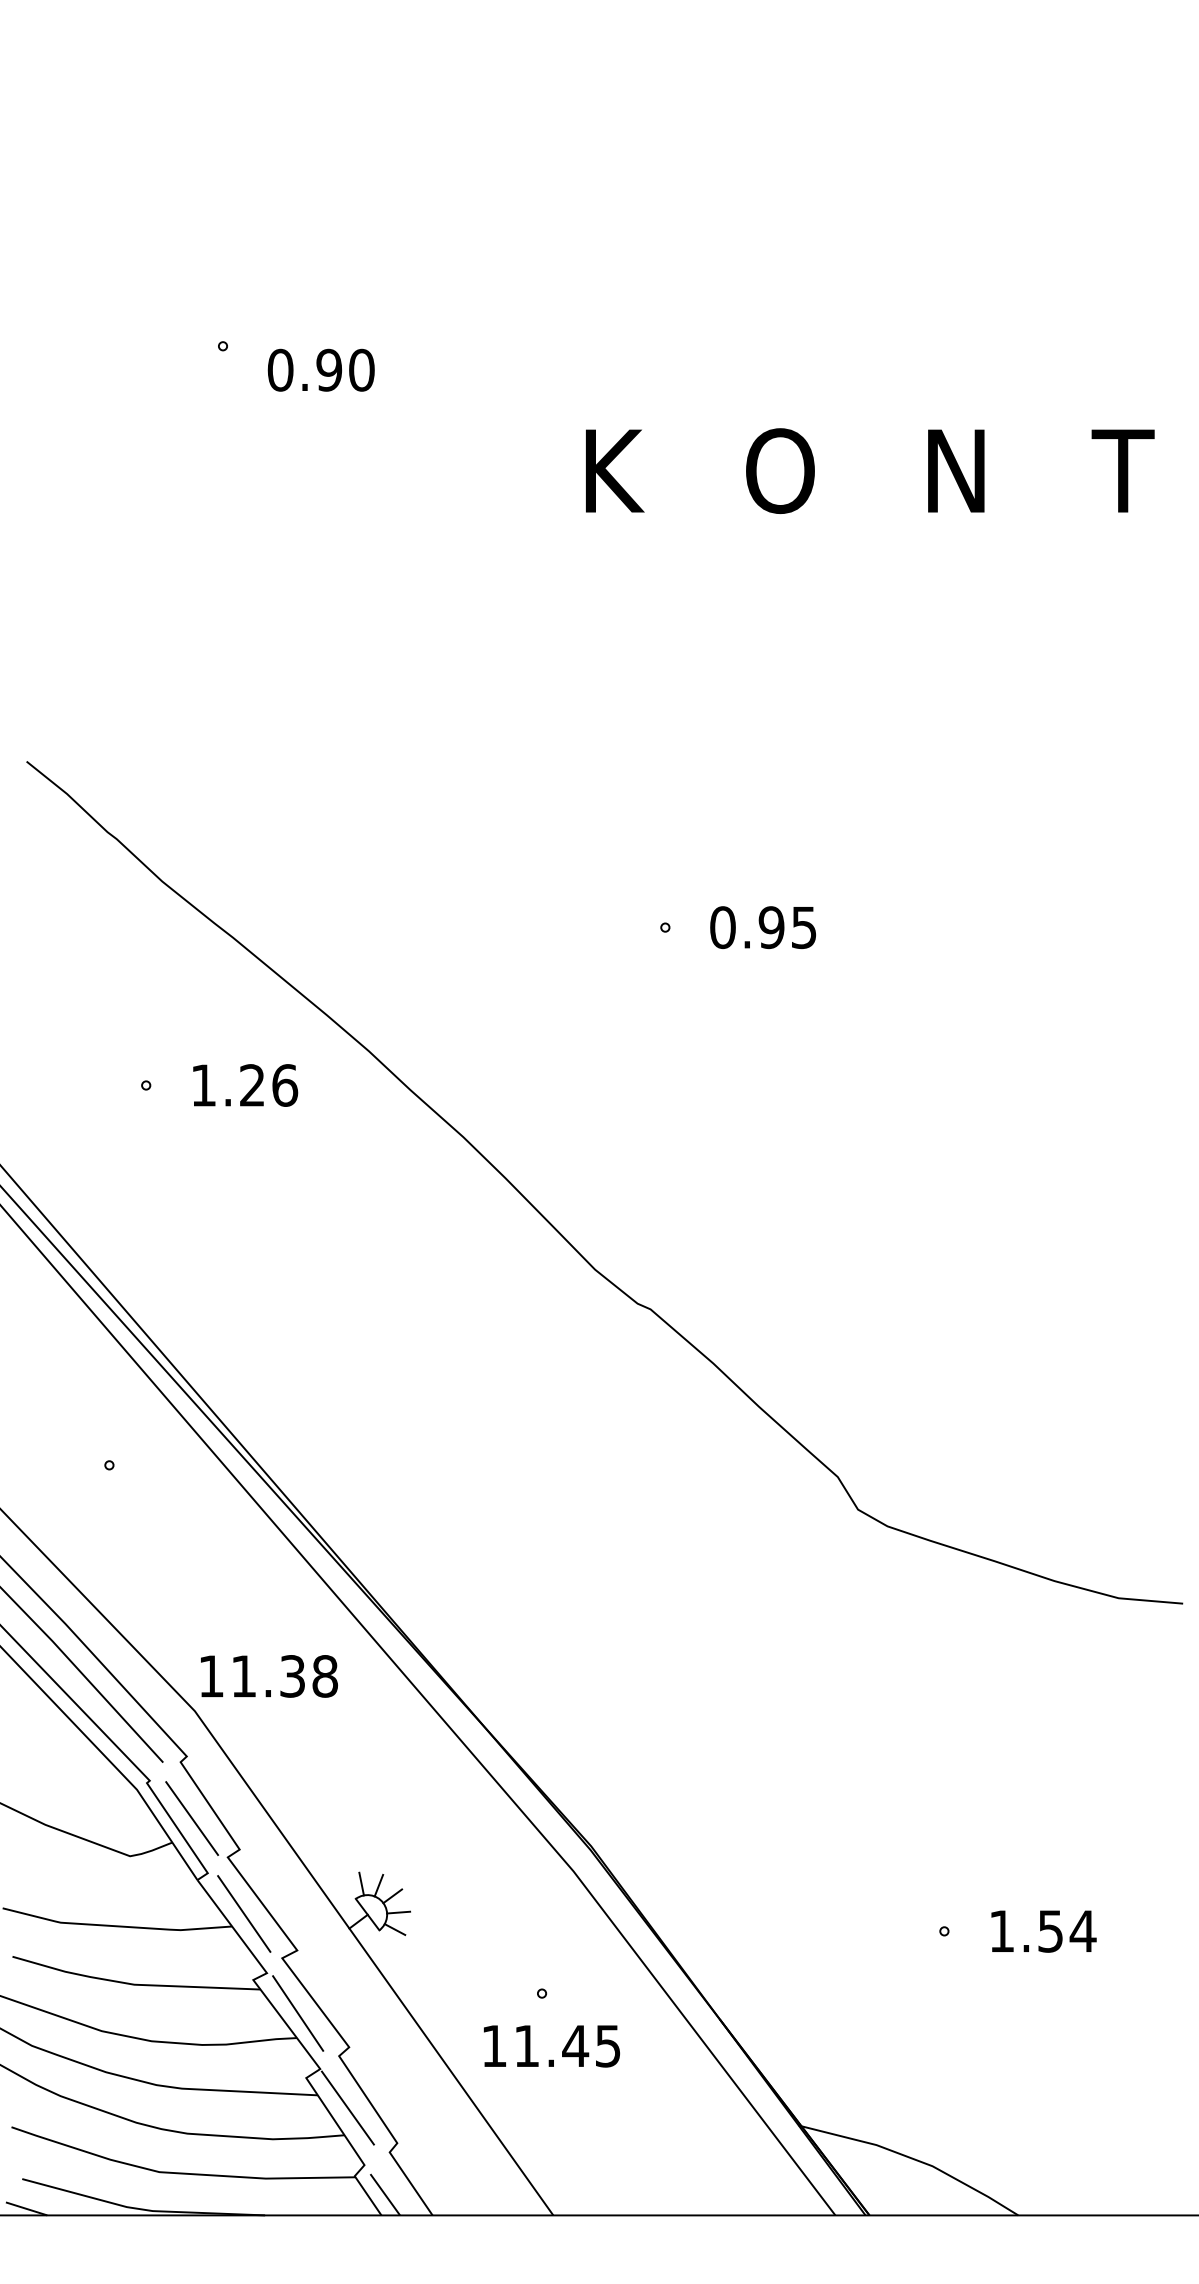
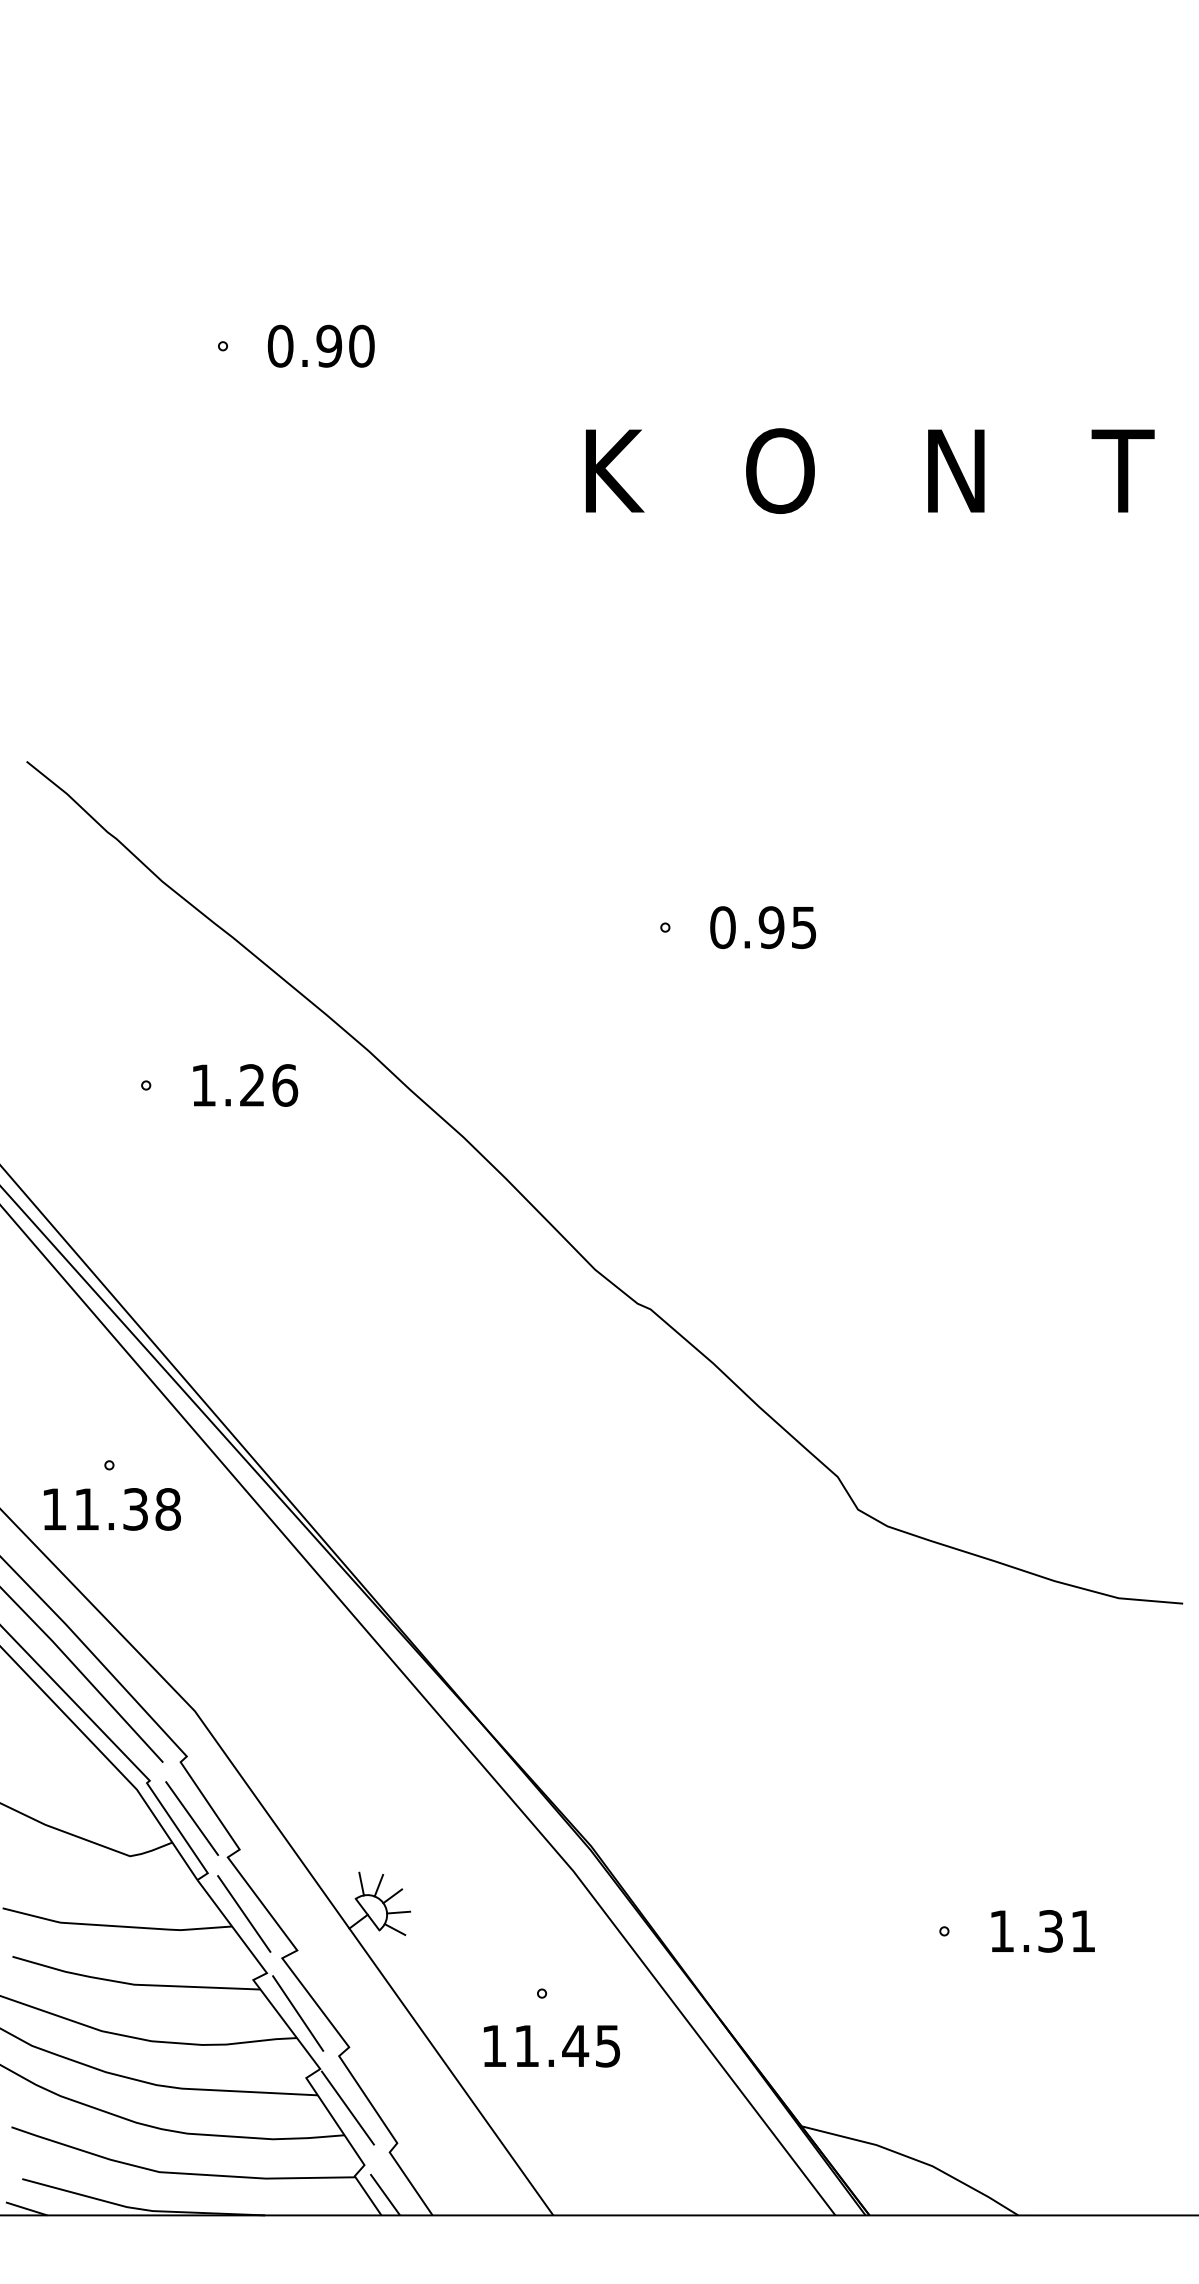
text position: (320, 369) -> (320, 345) (320, 345)
text position: (269, 1676) -> (112, 1509) (112, 1509)
text: 1.54 -> 1.31 (1067, 1931)
